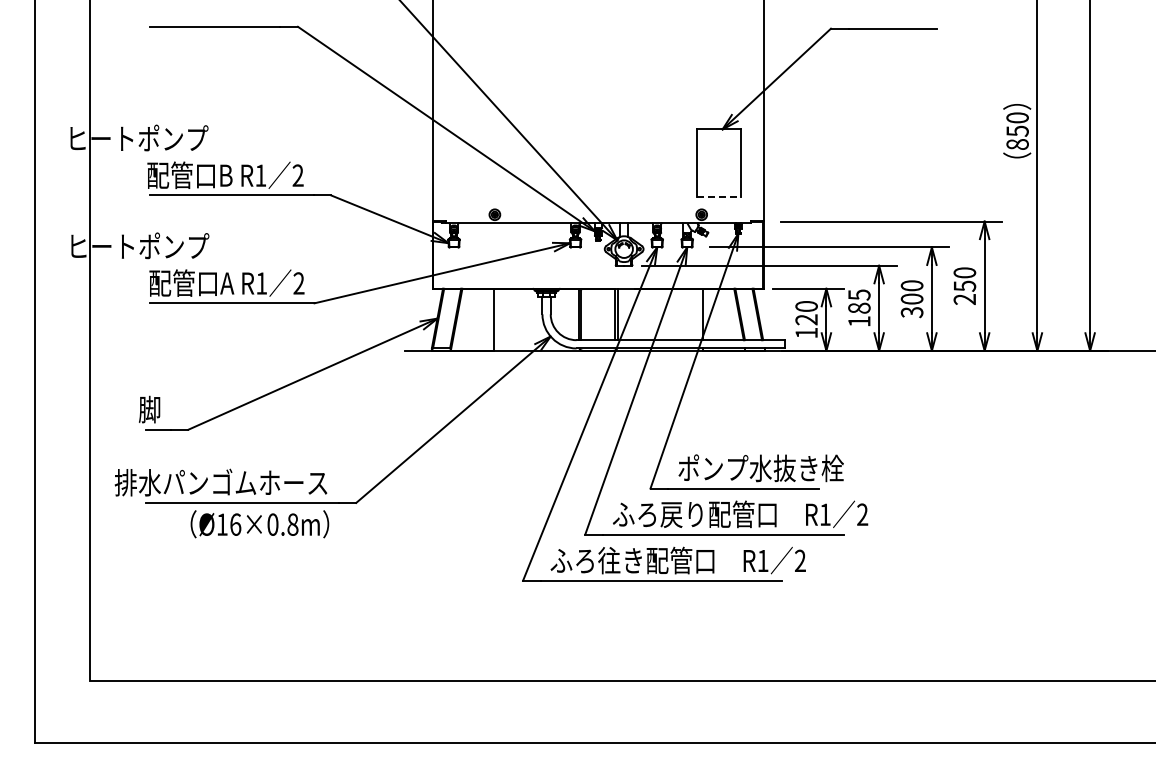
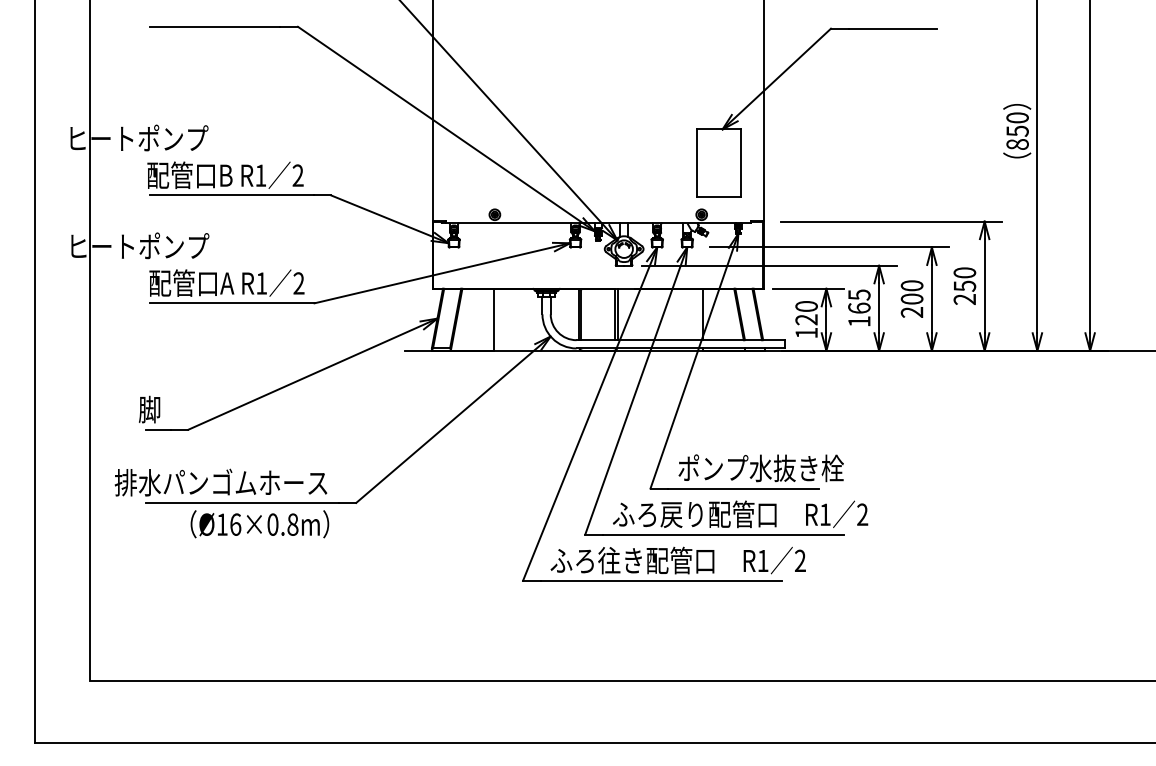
line: dashed -> solid (719, 196)
text: 185 -> 165 (859, 307)
text: 300 -> 200 (912, 312)
